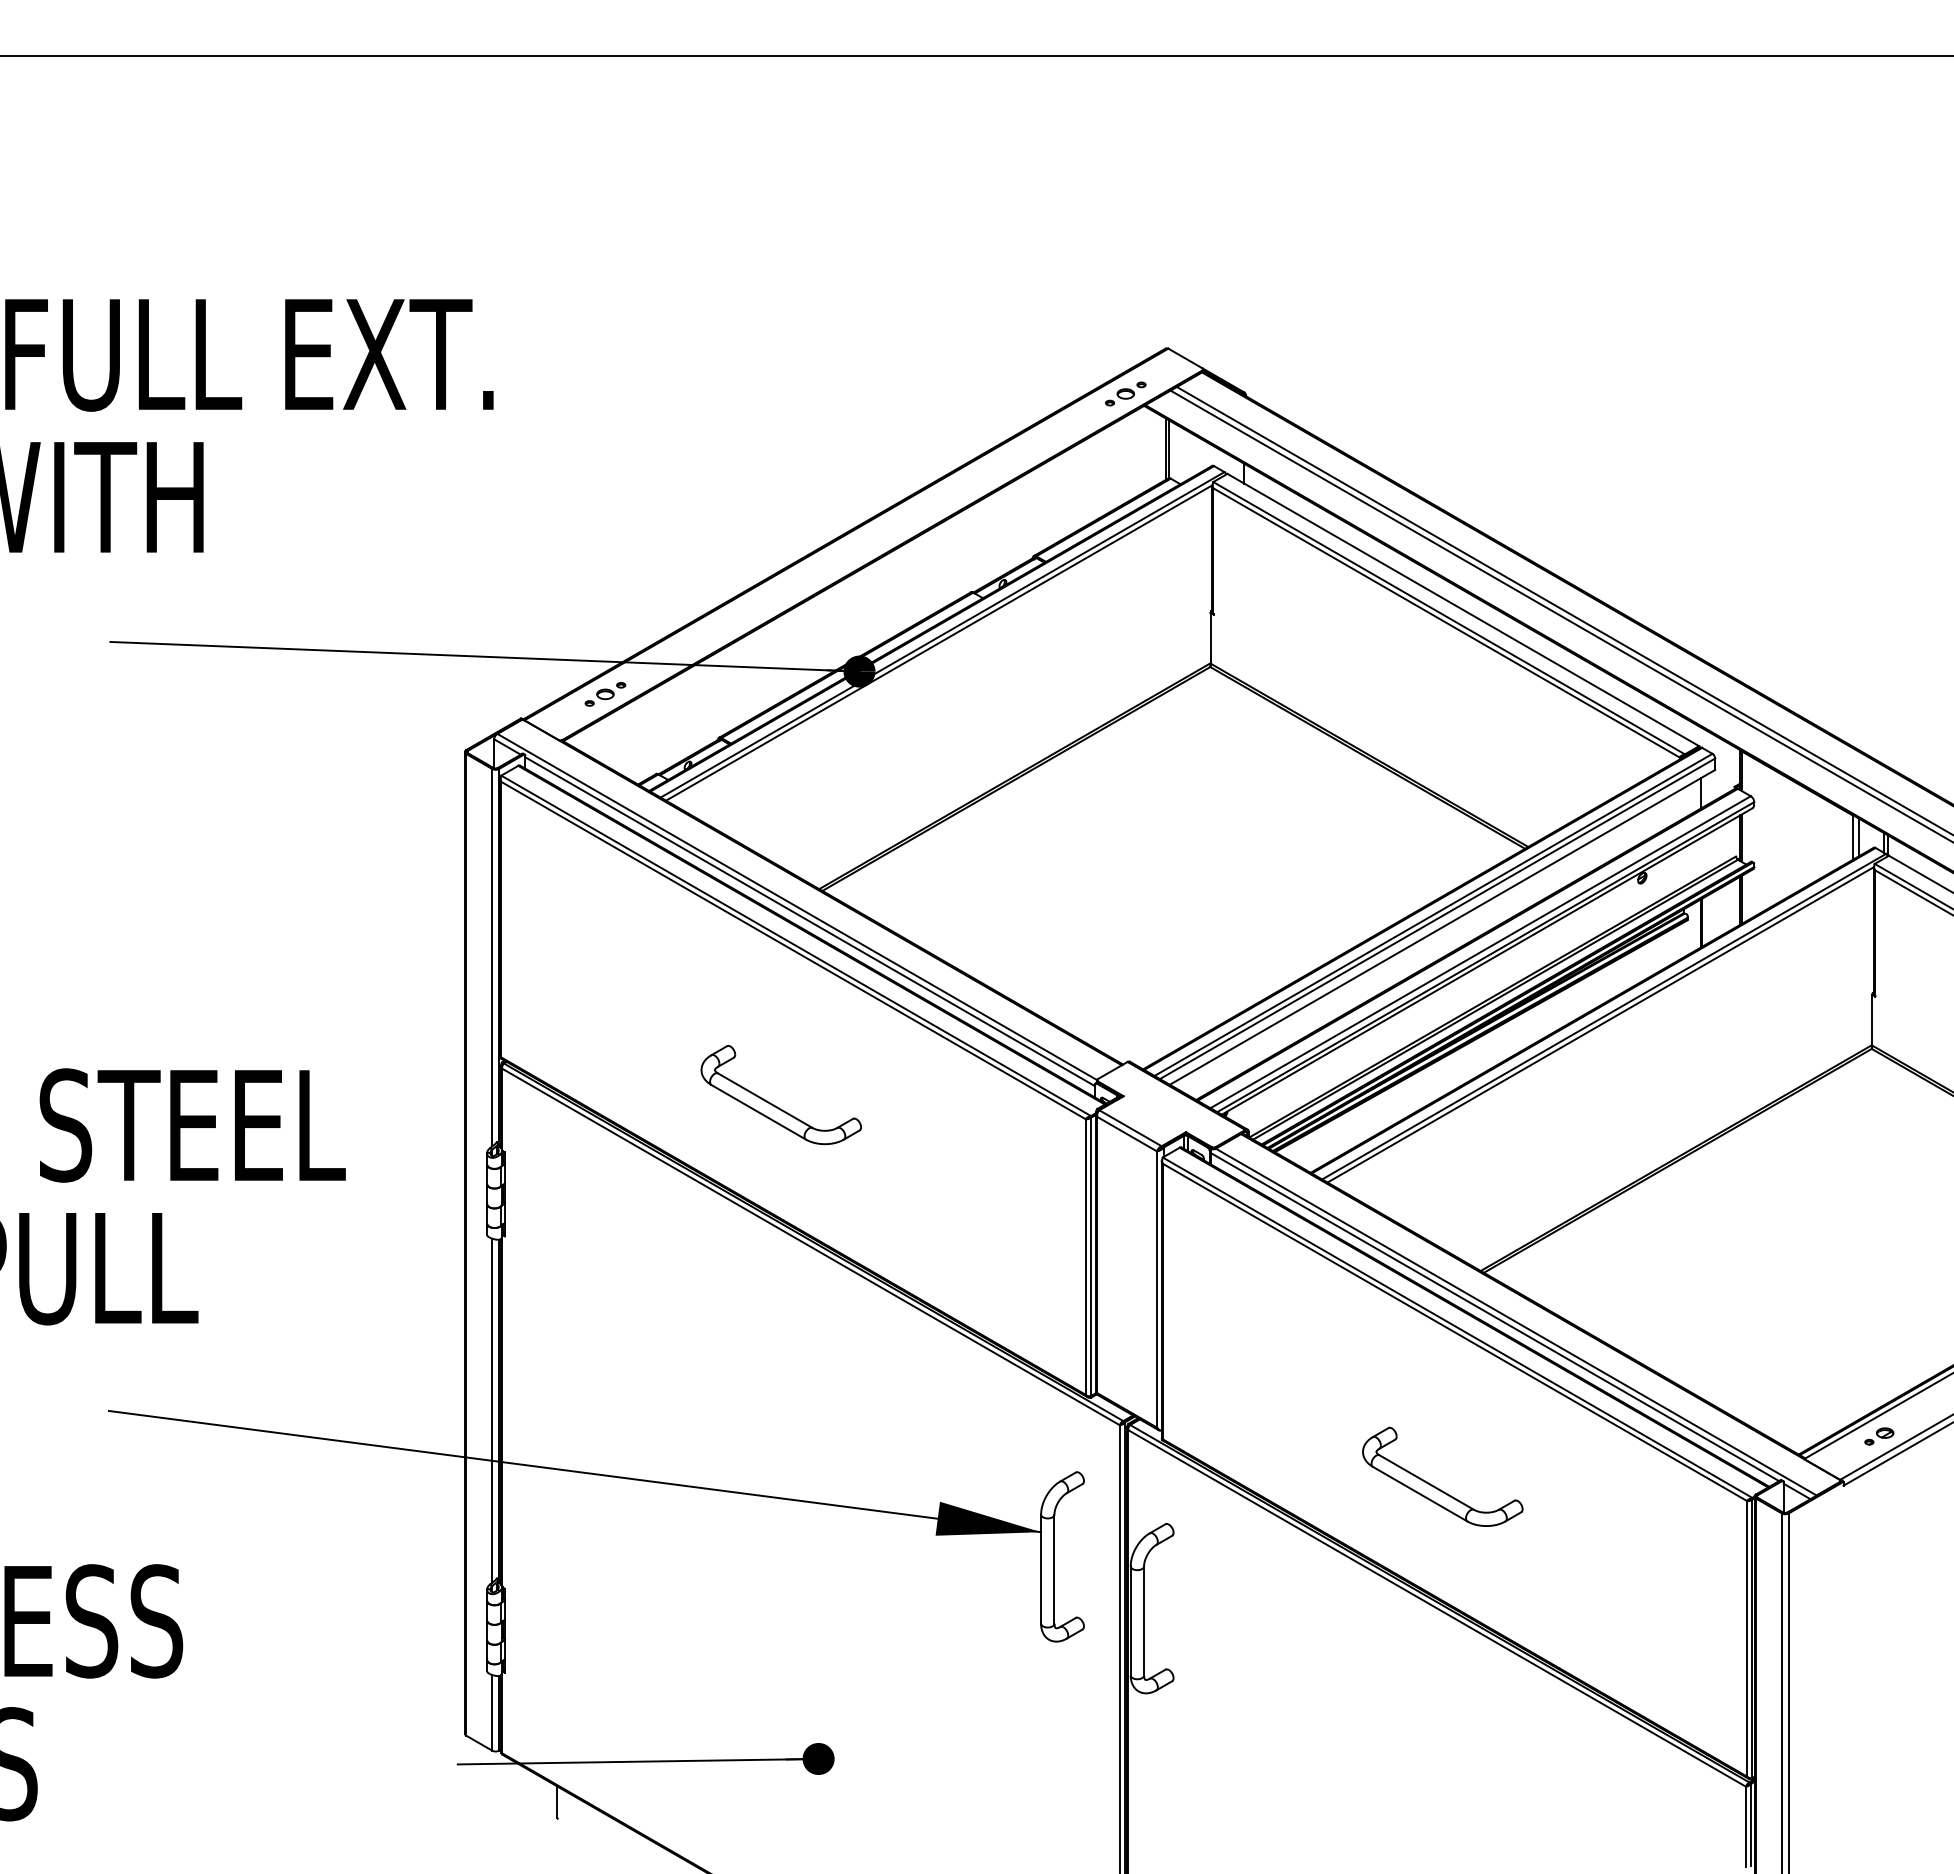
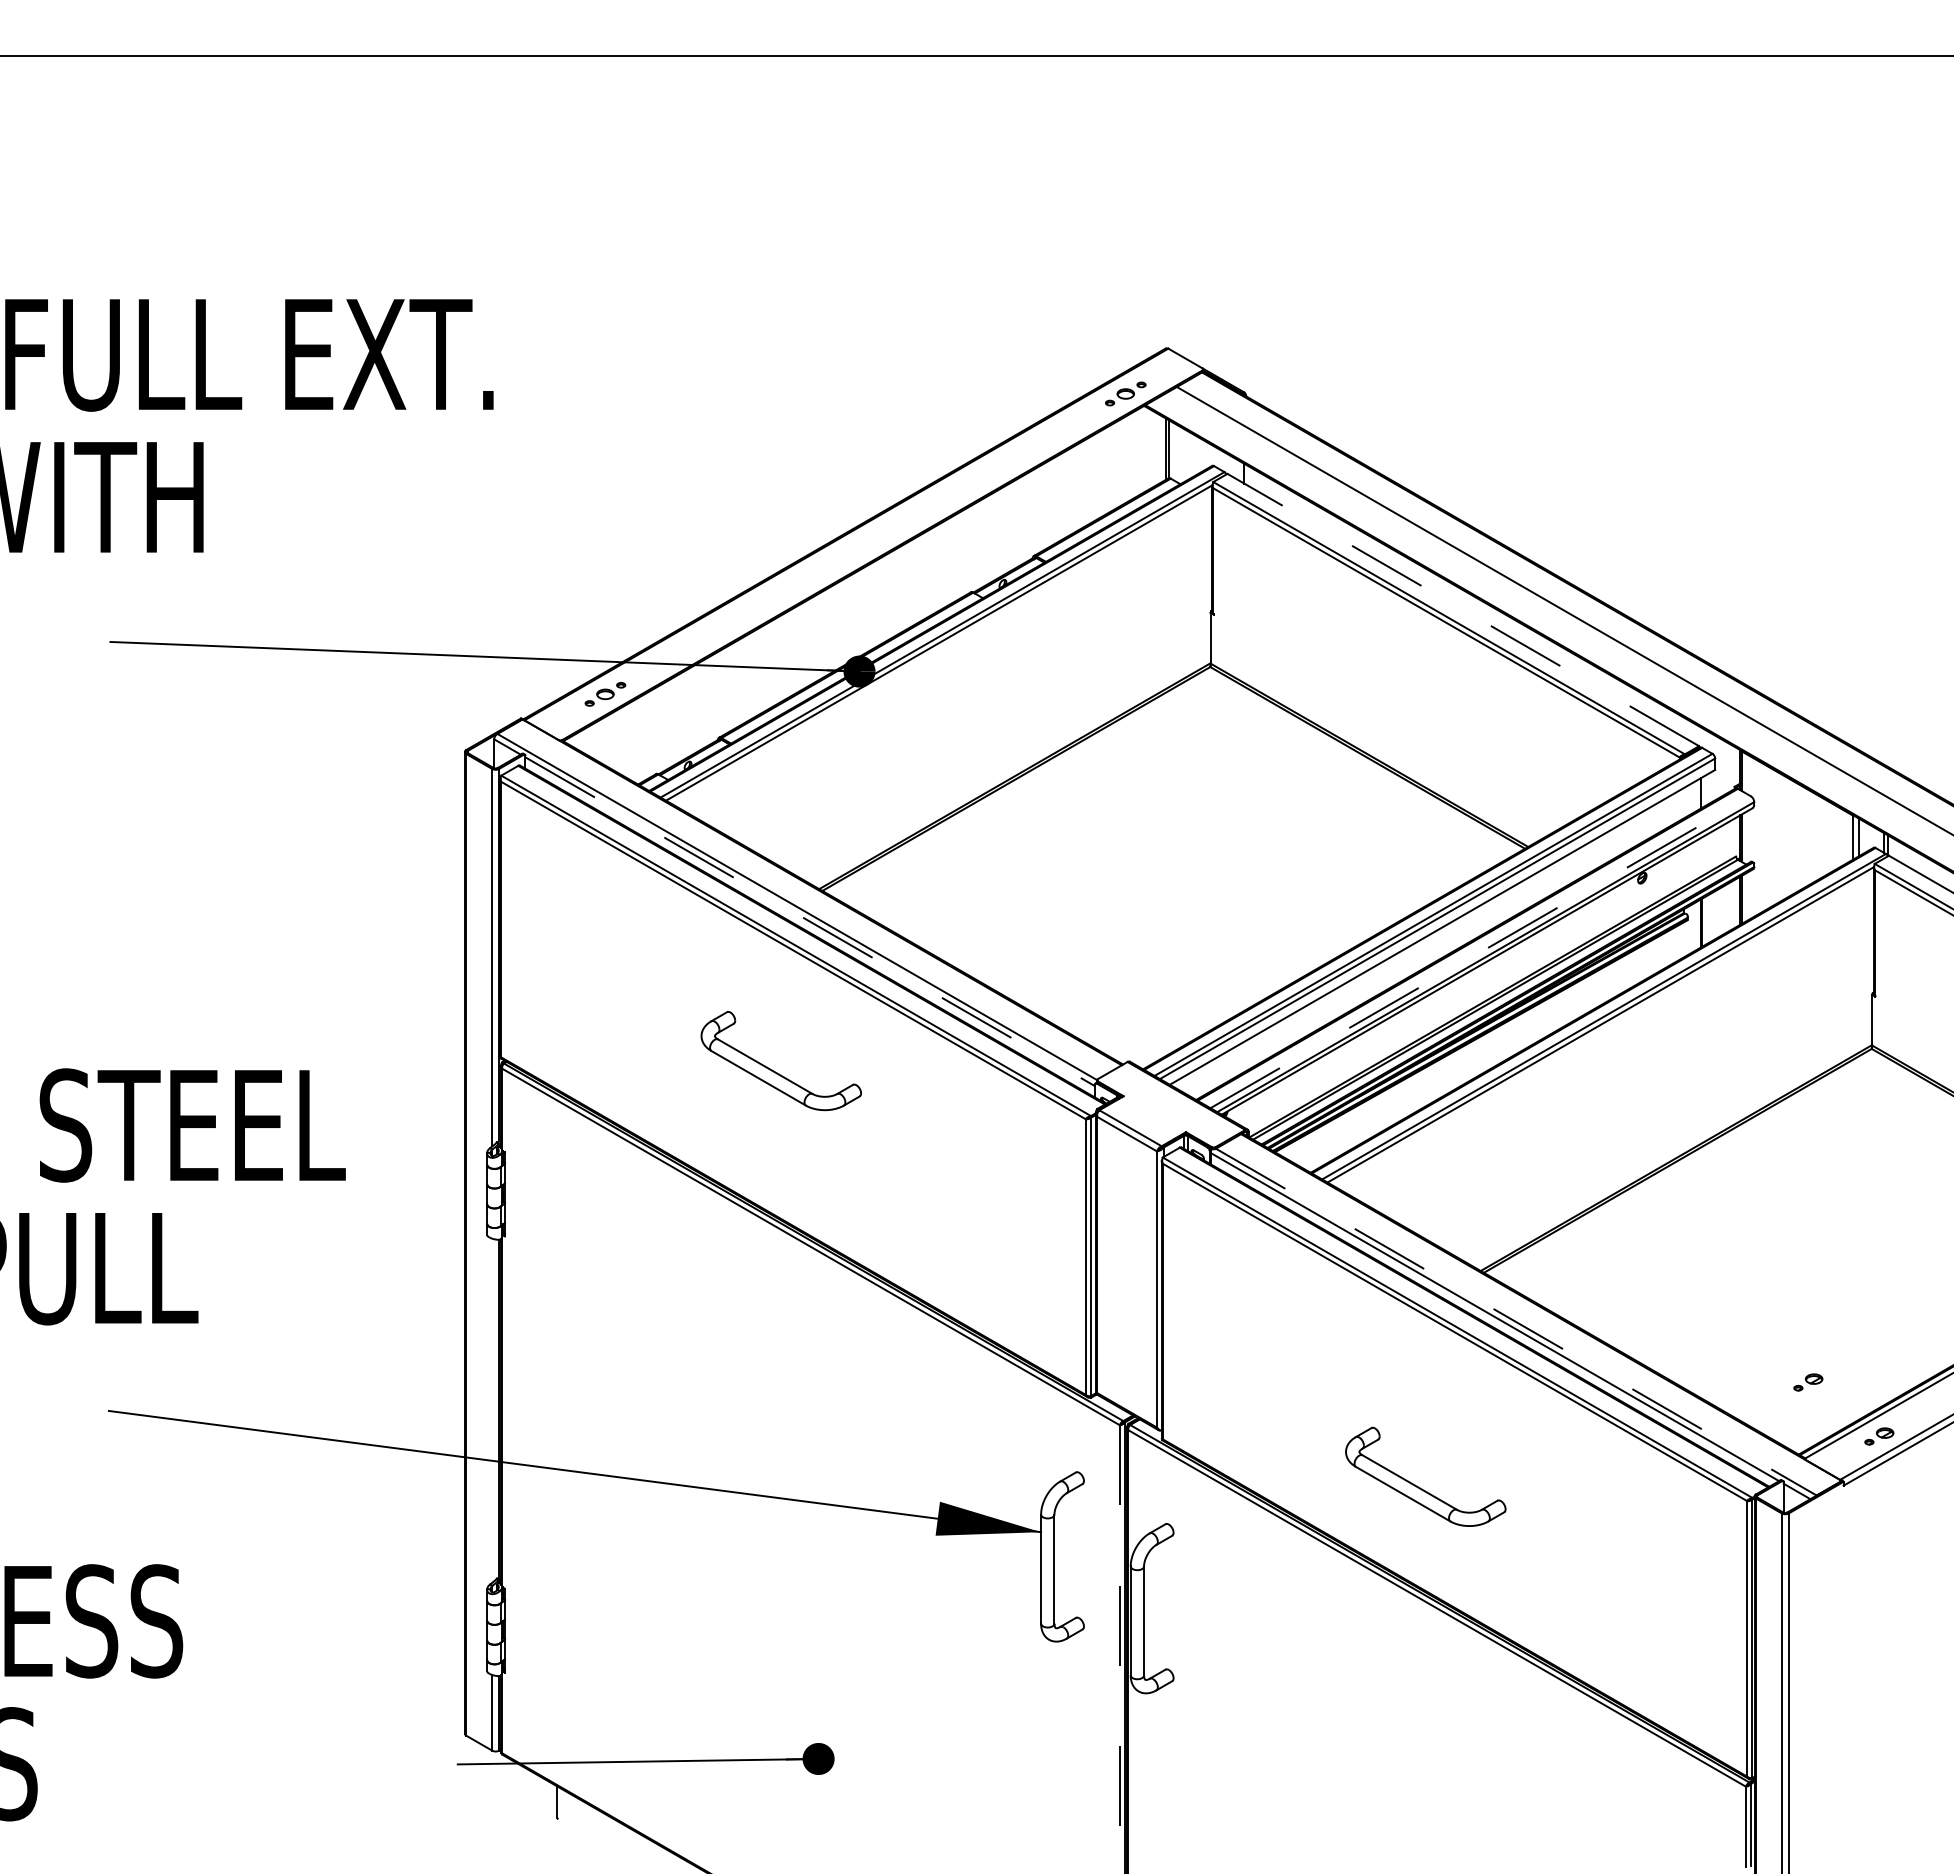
line: solid -> dashed (1462, 609)
line: present -> none (1560, 615)
line: solid -> dashed (810, 921)
line: solid -> dashed (1480, 952)
part position: (774, 1104) -> (774, 1070) (774, 1070)
line: solid -> dashed (1516, 1322)
part: none -> present (1808, 1382)
line: present -> none (492, 1410)
part position: (1434, 1485) -> (1417, 1485) (1417, 1485)
line: solid -> dashed (1119, 1649)
